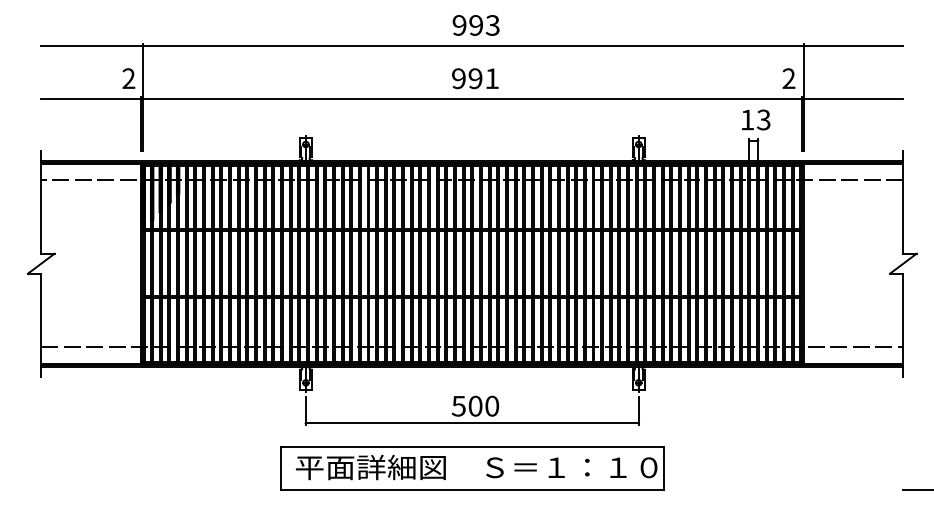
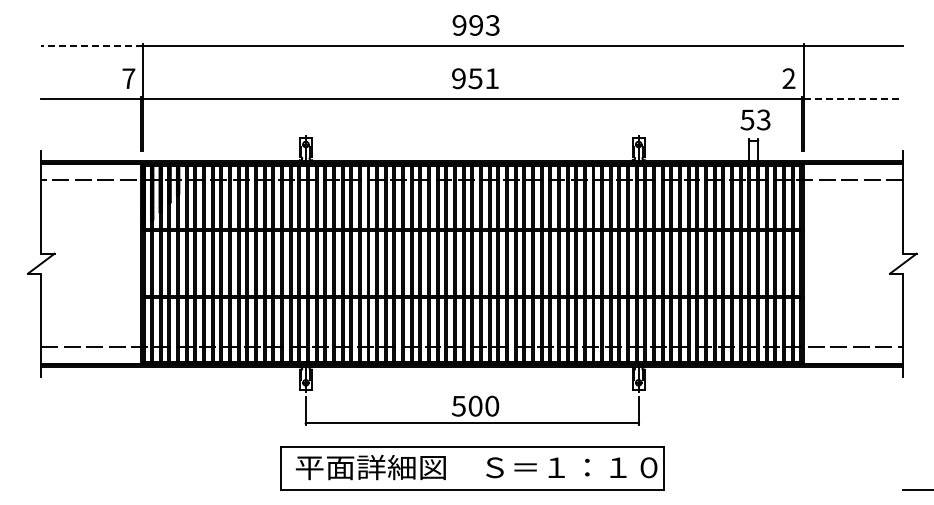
line: solid -> dashed (91, 46)
text: 2 -> 7 (128, 78)
text: 991 -> 951 (475, 78)
line: solid -> dashed (853, 99)
text: 13 -> 53 (747, 119)
